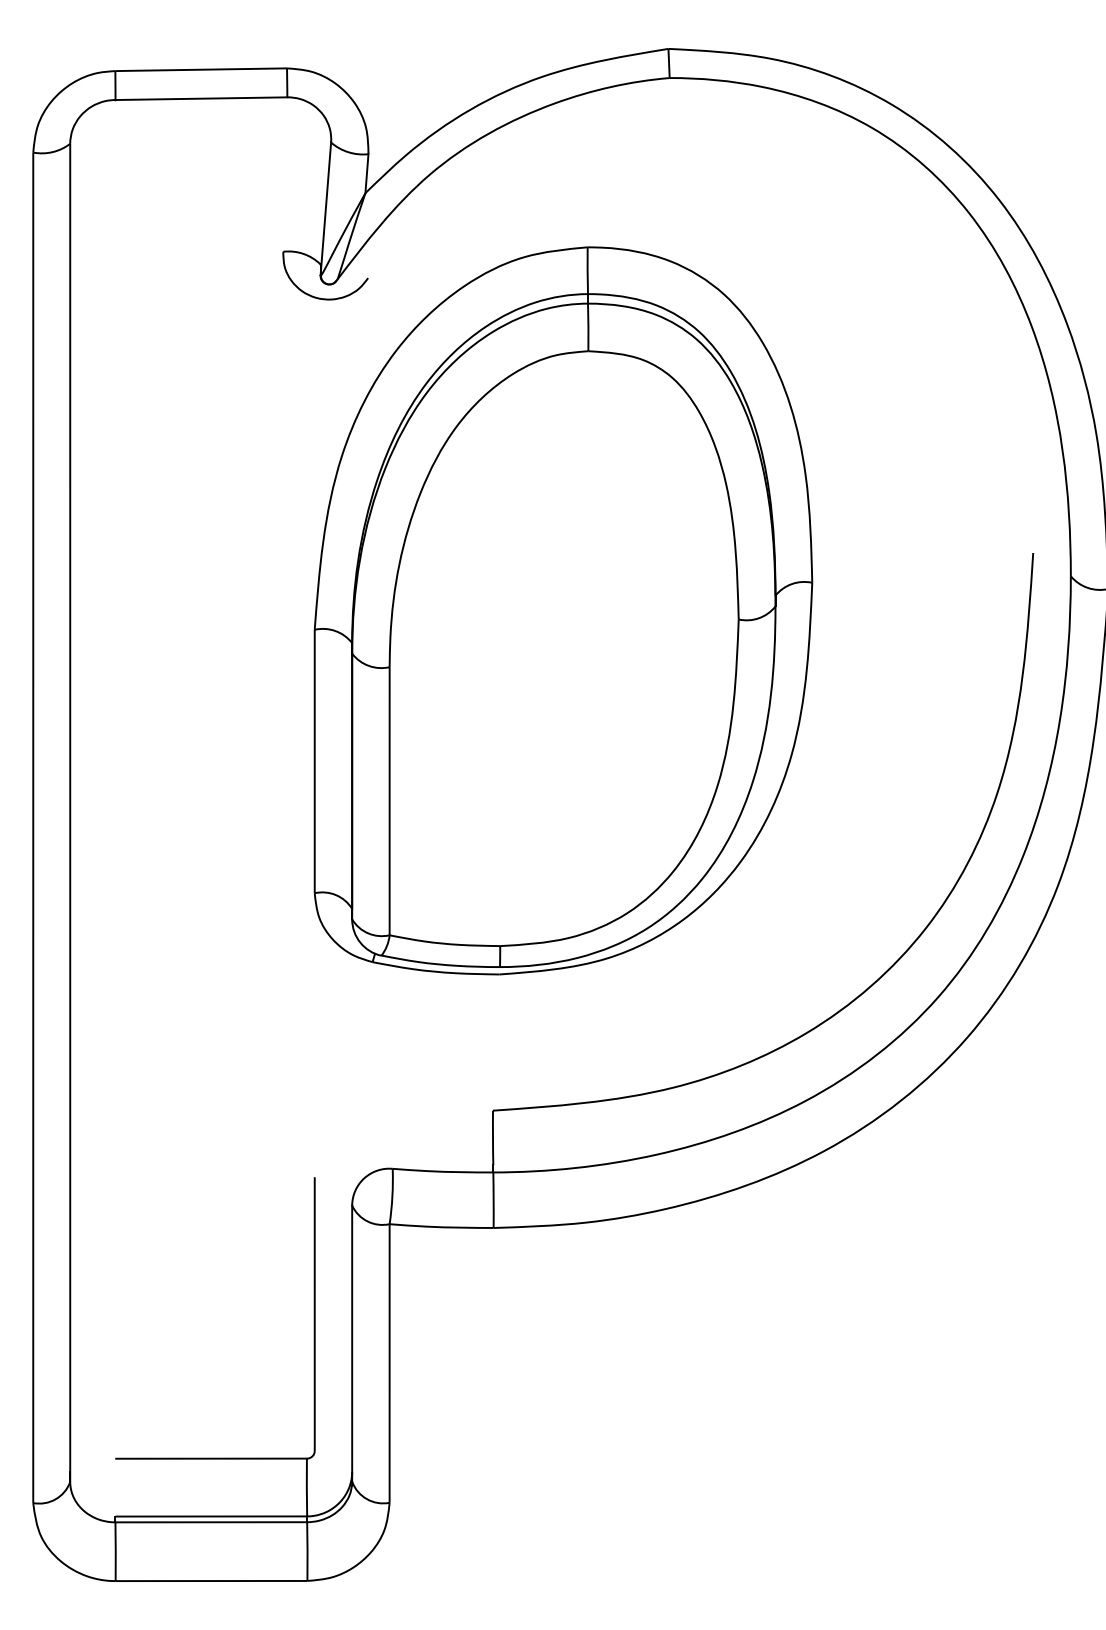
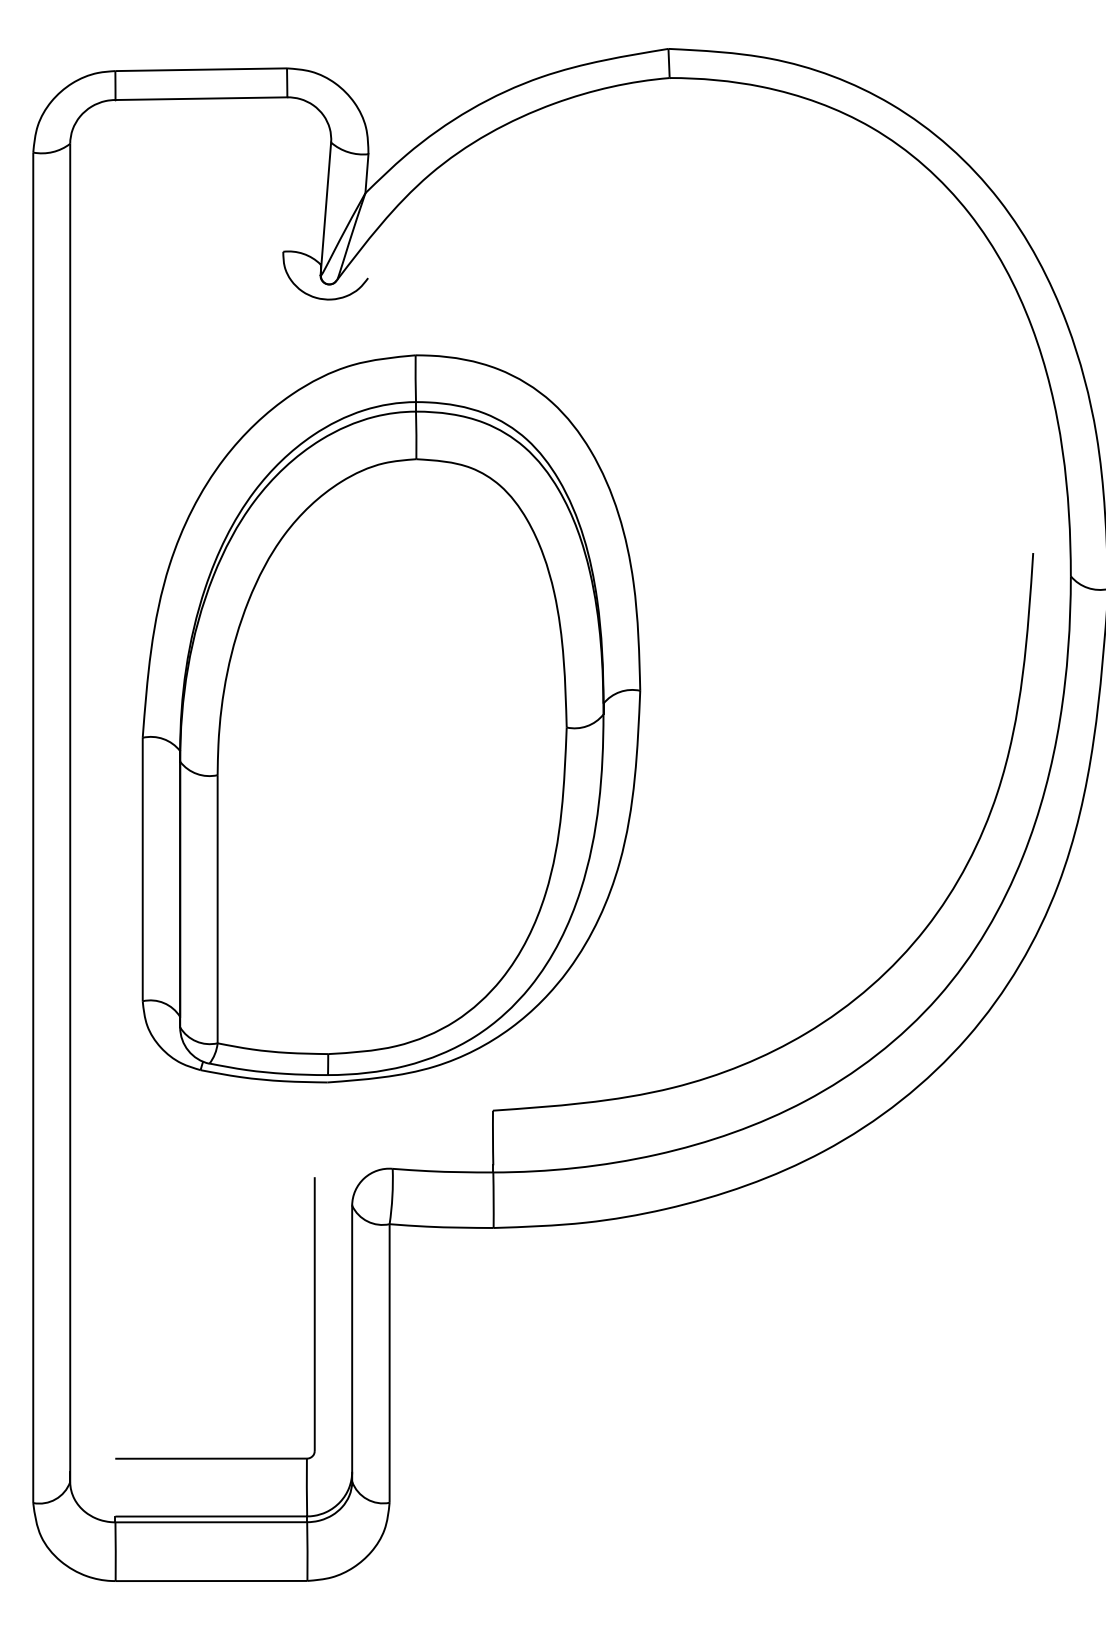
part position: (563, 610) -> (391, 718) (391, 718)
